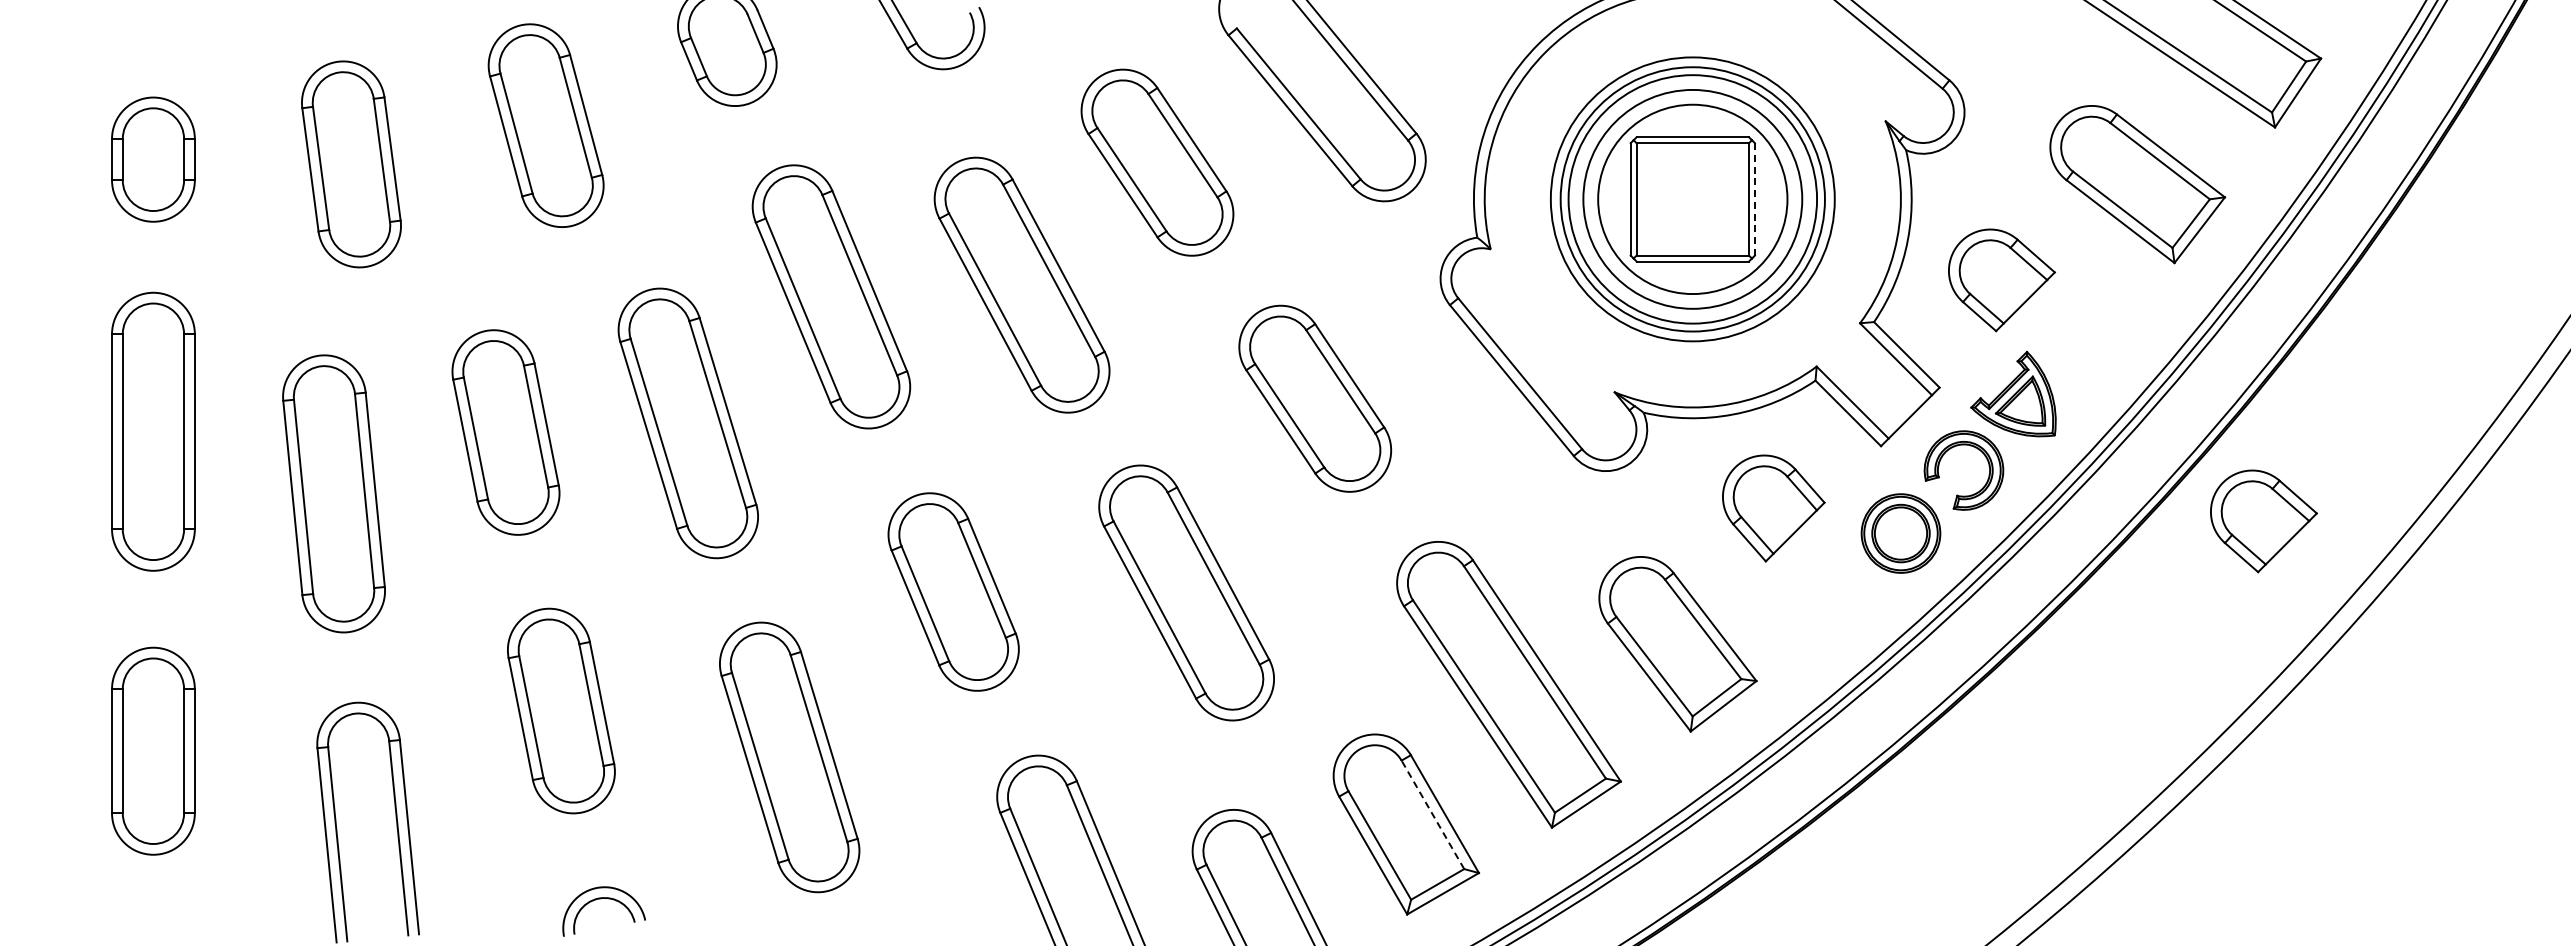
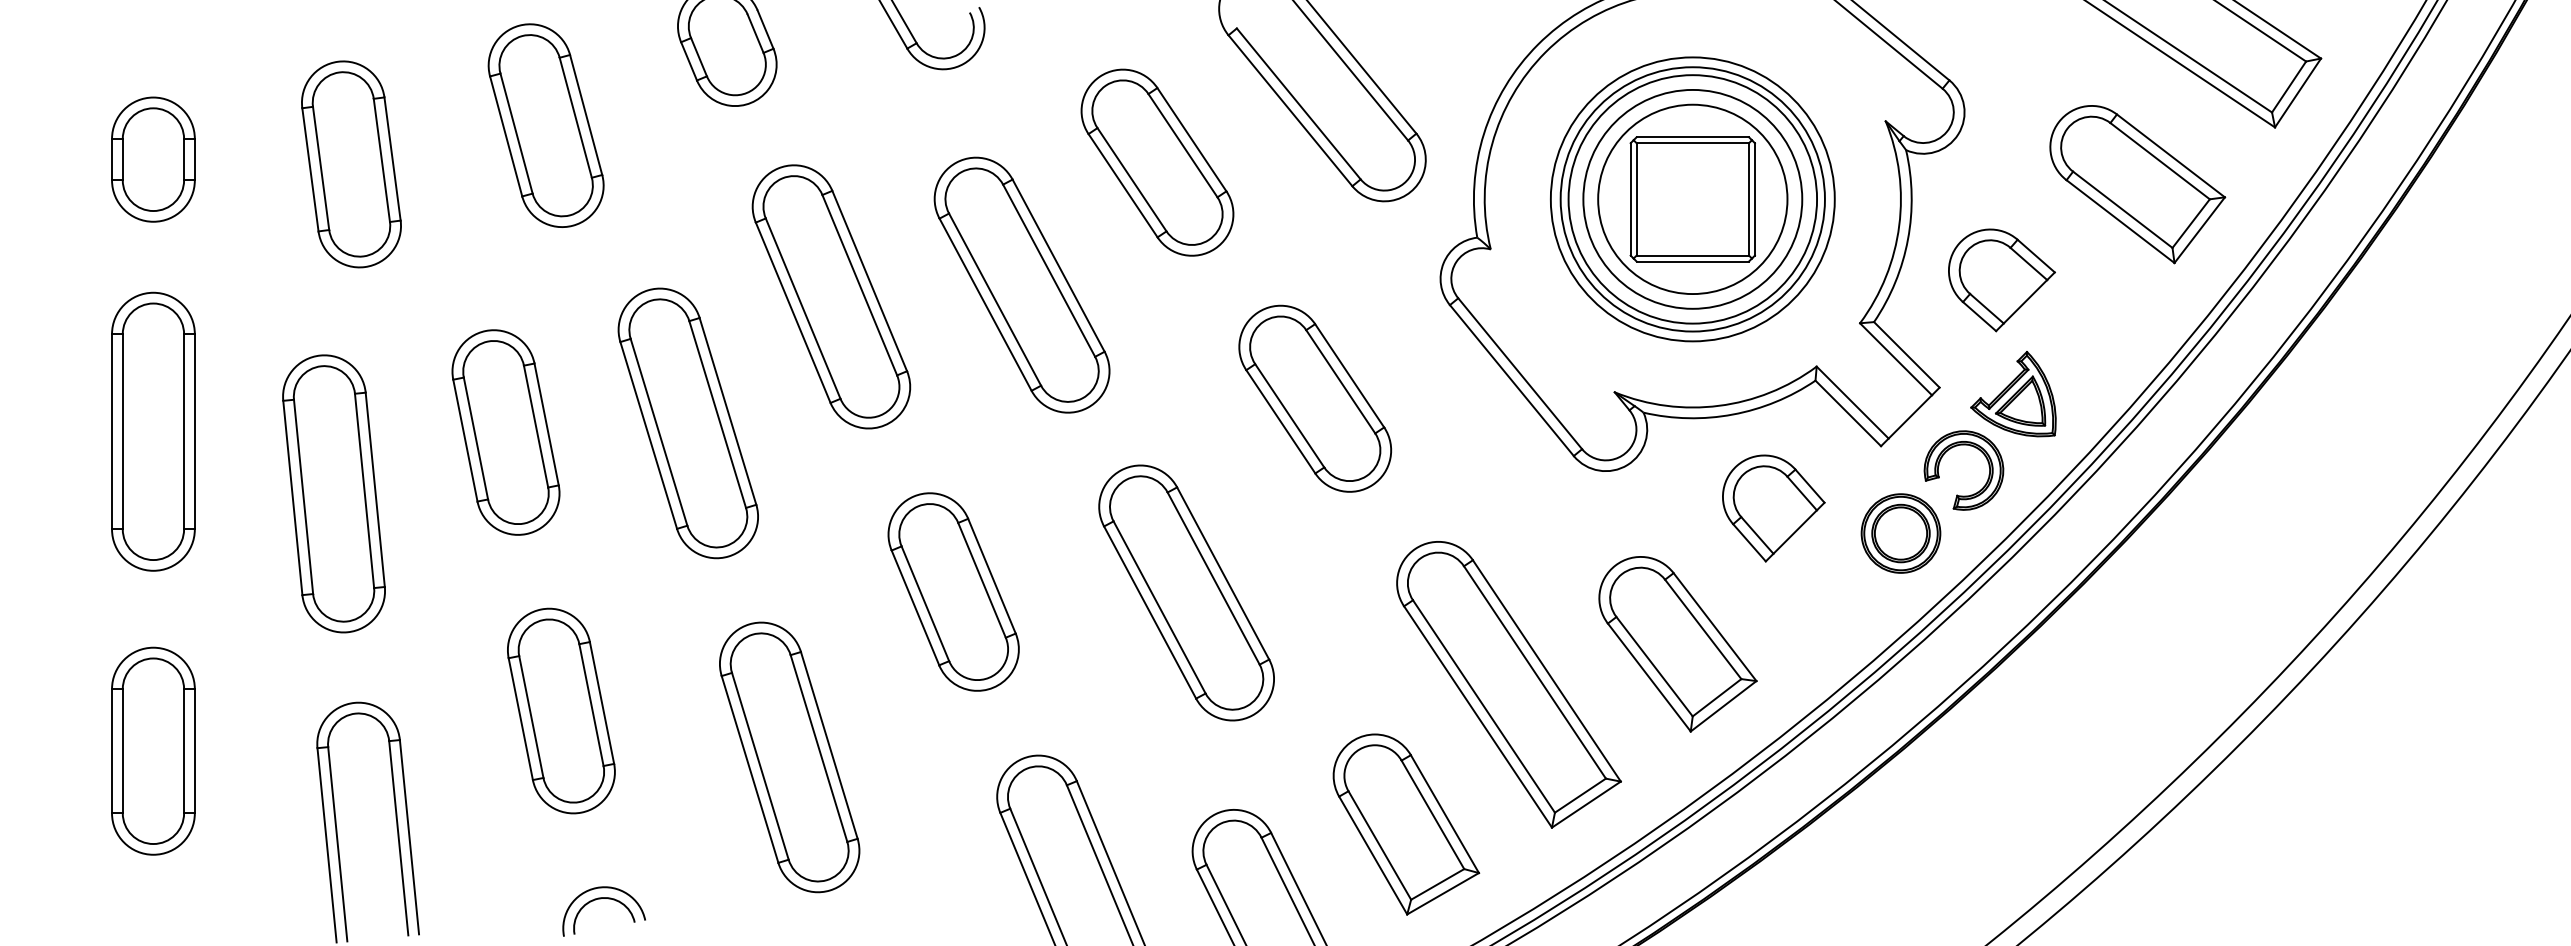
line: dashed -> solid (1754, 199)
part: present -> none (2263, 521)
line: dashed -> solid (1432, 814)
